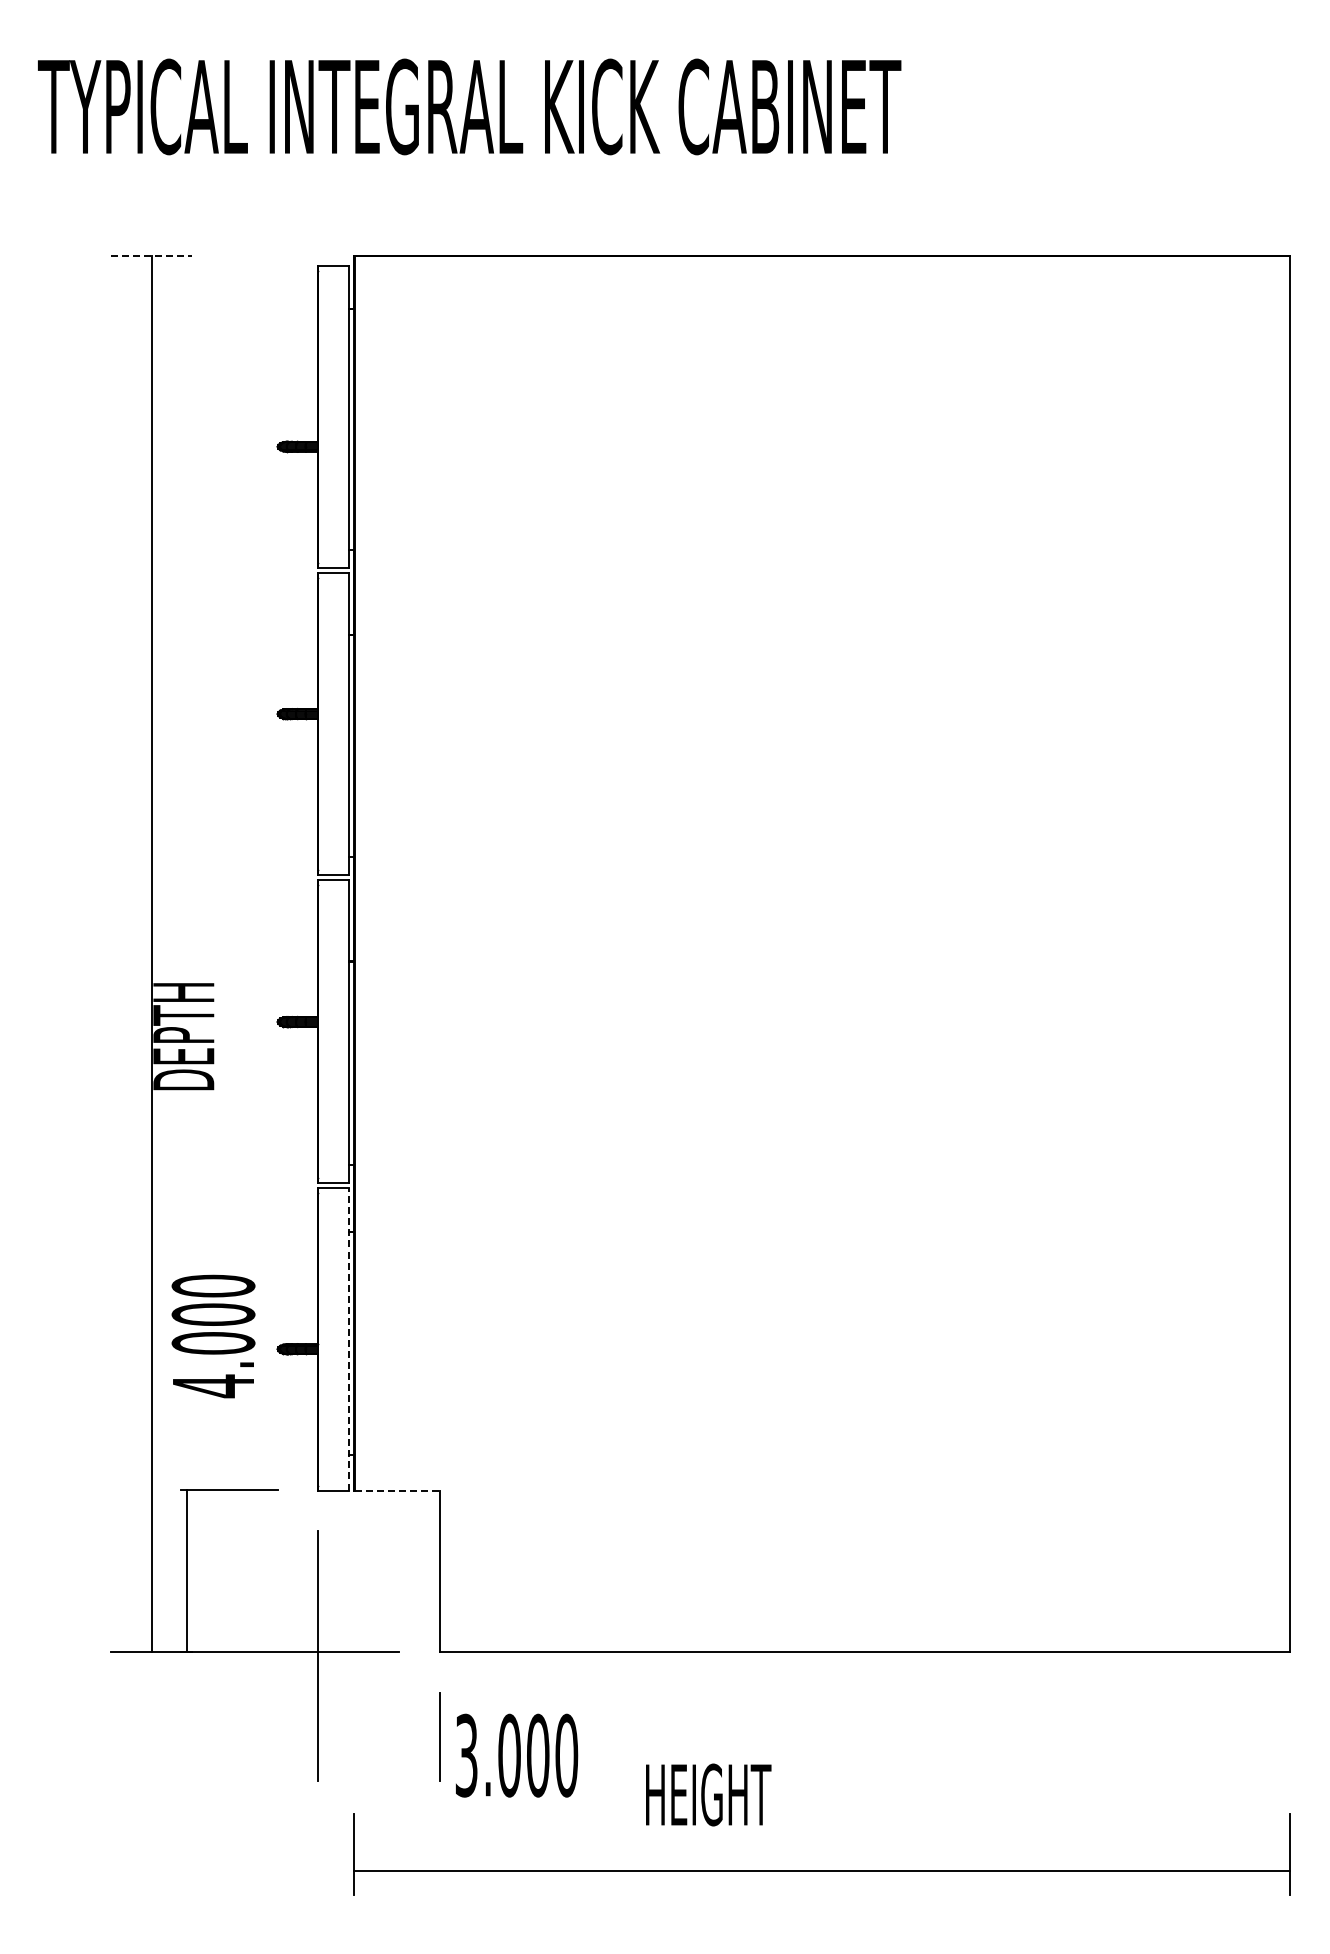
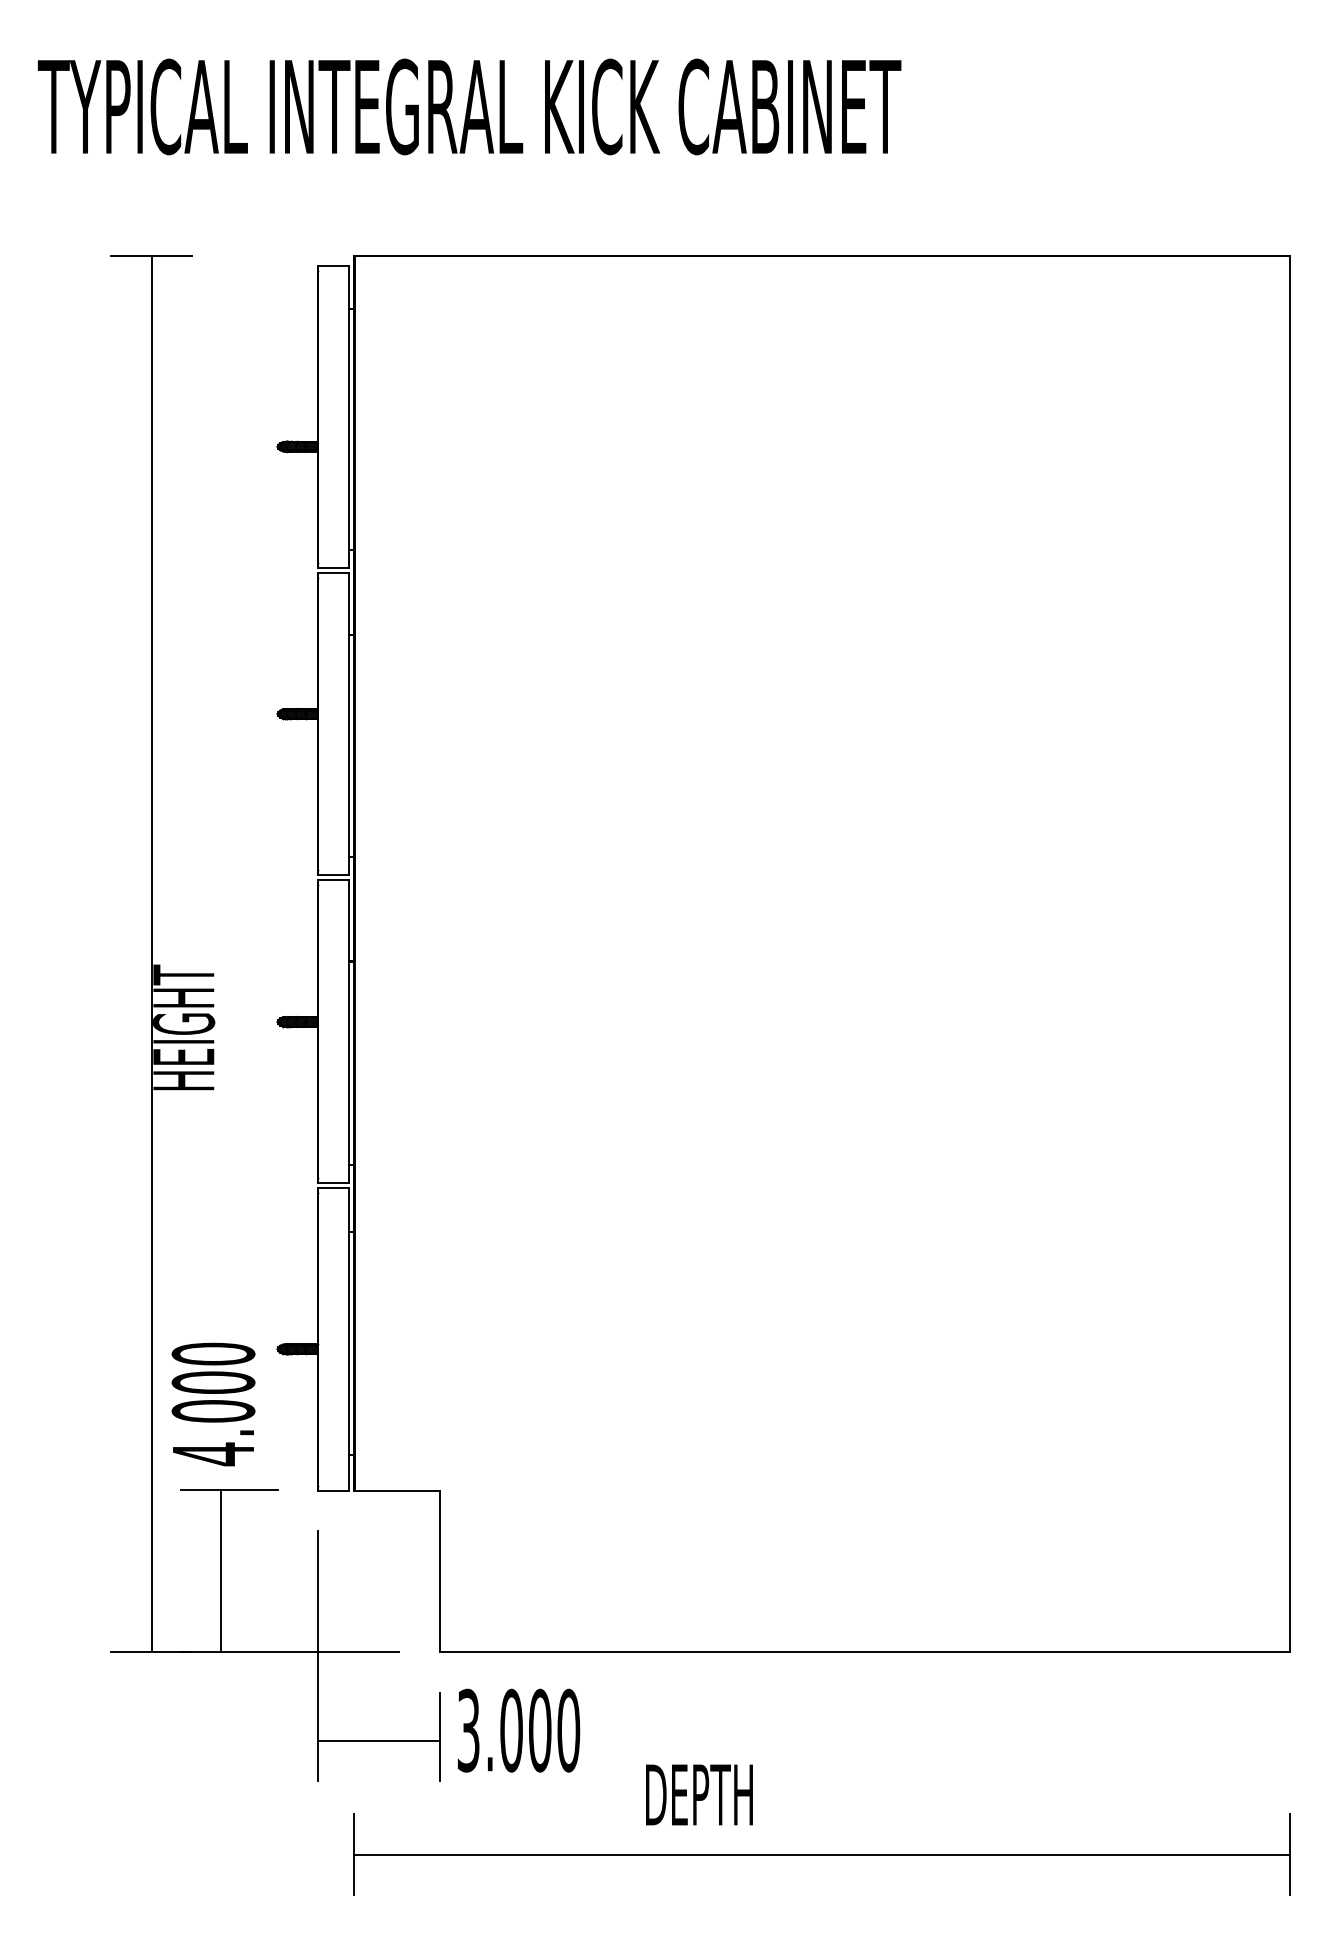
line: dashed -> solid (152, 255)
text: DEPTH -> HEIGHT (184, 1025)
text position: (213, 1336) -> (213, 1404) (213, 1404)
line: dashed -> solid (348, 1338)
line: dashed -> solid (397, 1490)
line position: (187, 1571) -> (221, 1571) (221, 1571)
line: none -> present (378, 1740)
text position: (517, 1755) -> (519, 1730) (519, 1730)
text: HEIGHT -> DEPTH (710, 1794)
line position: (821, 1870) -> (821, 1854) (821, 1854)
